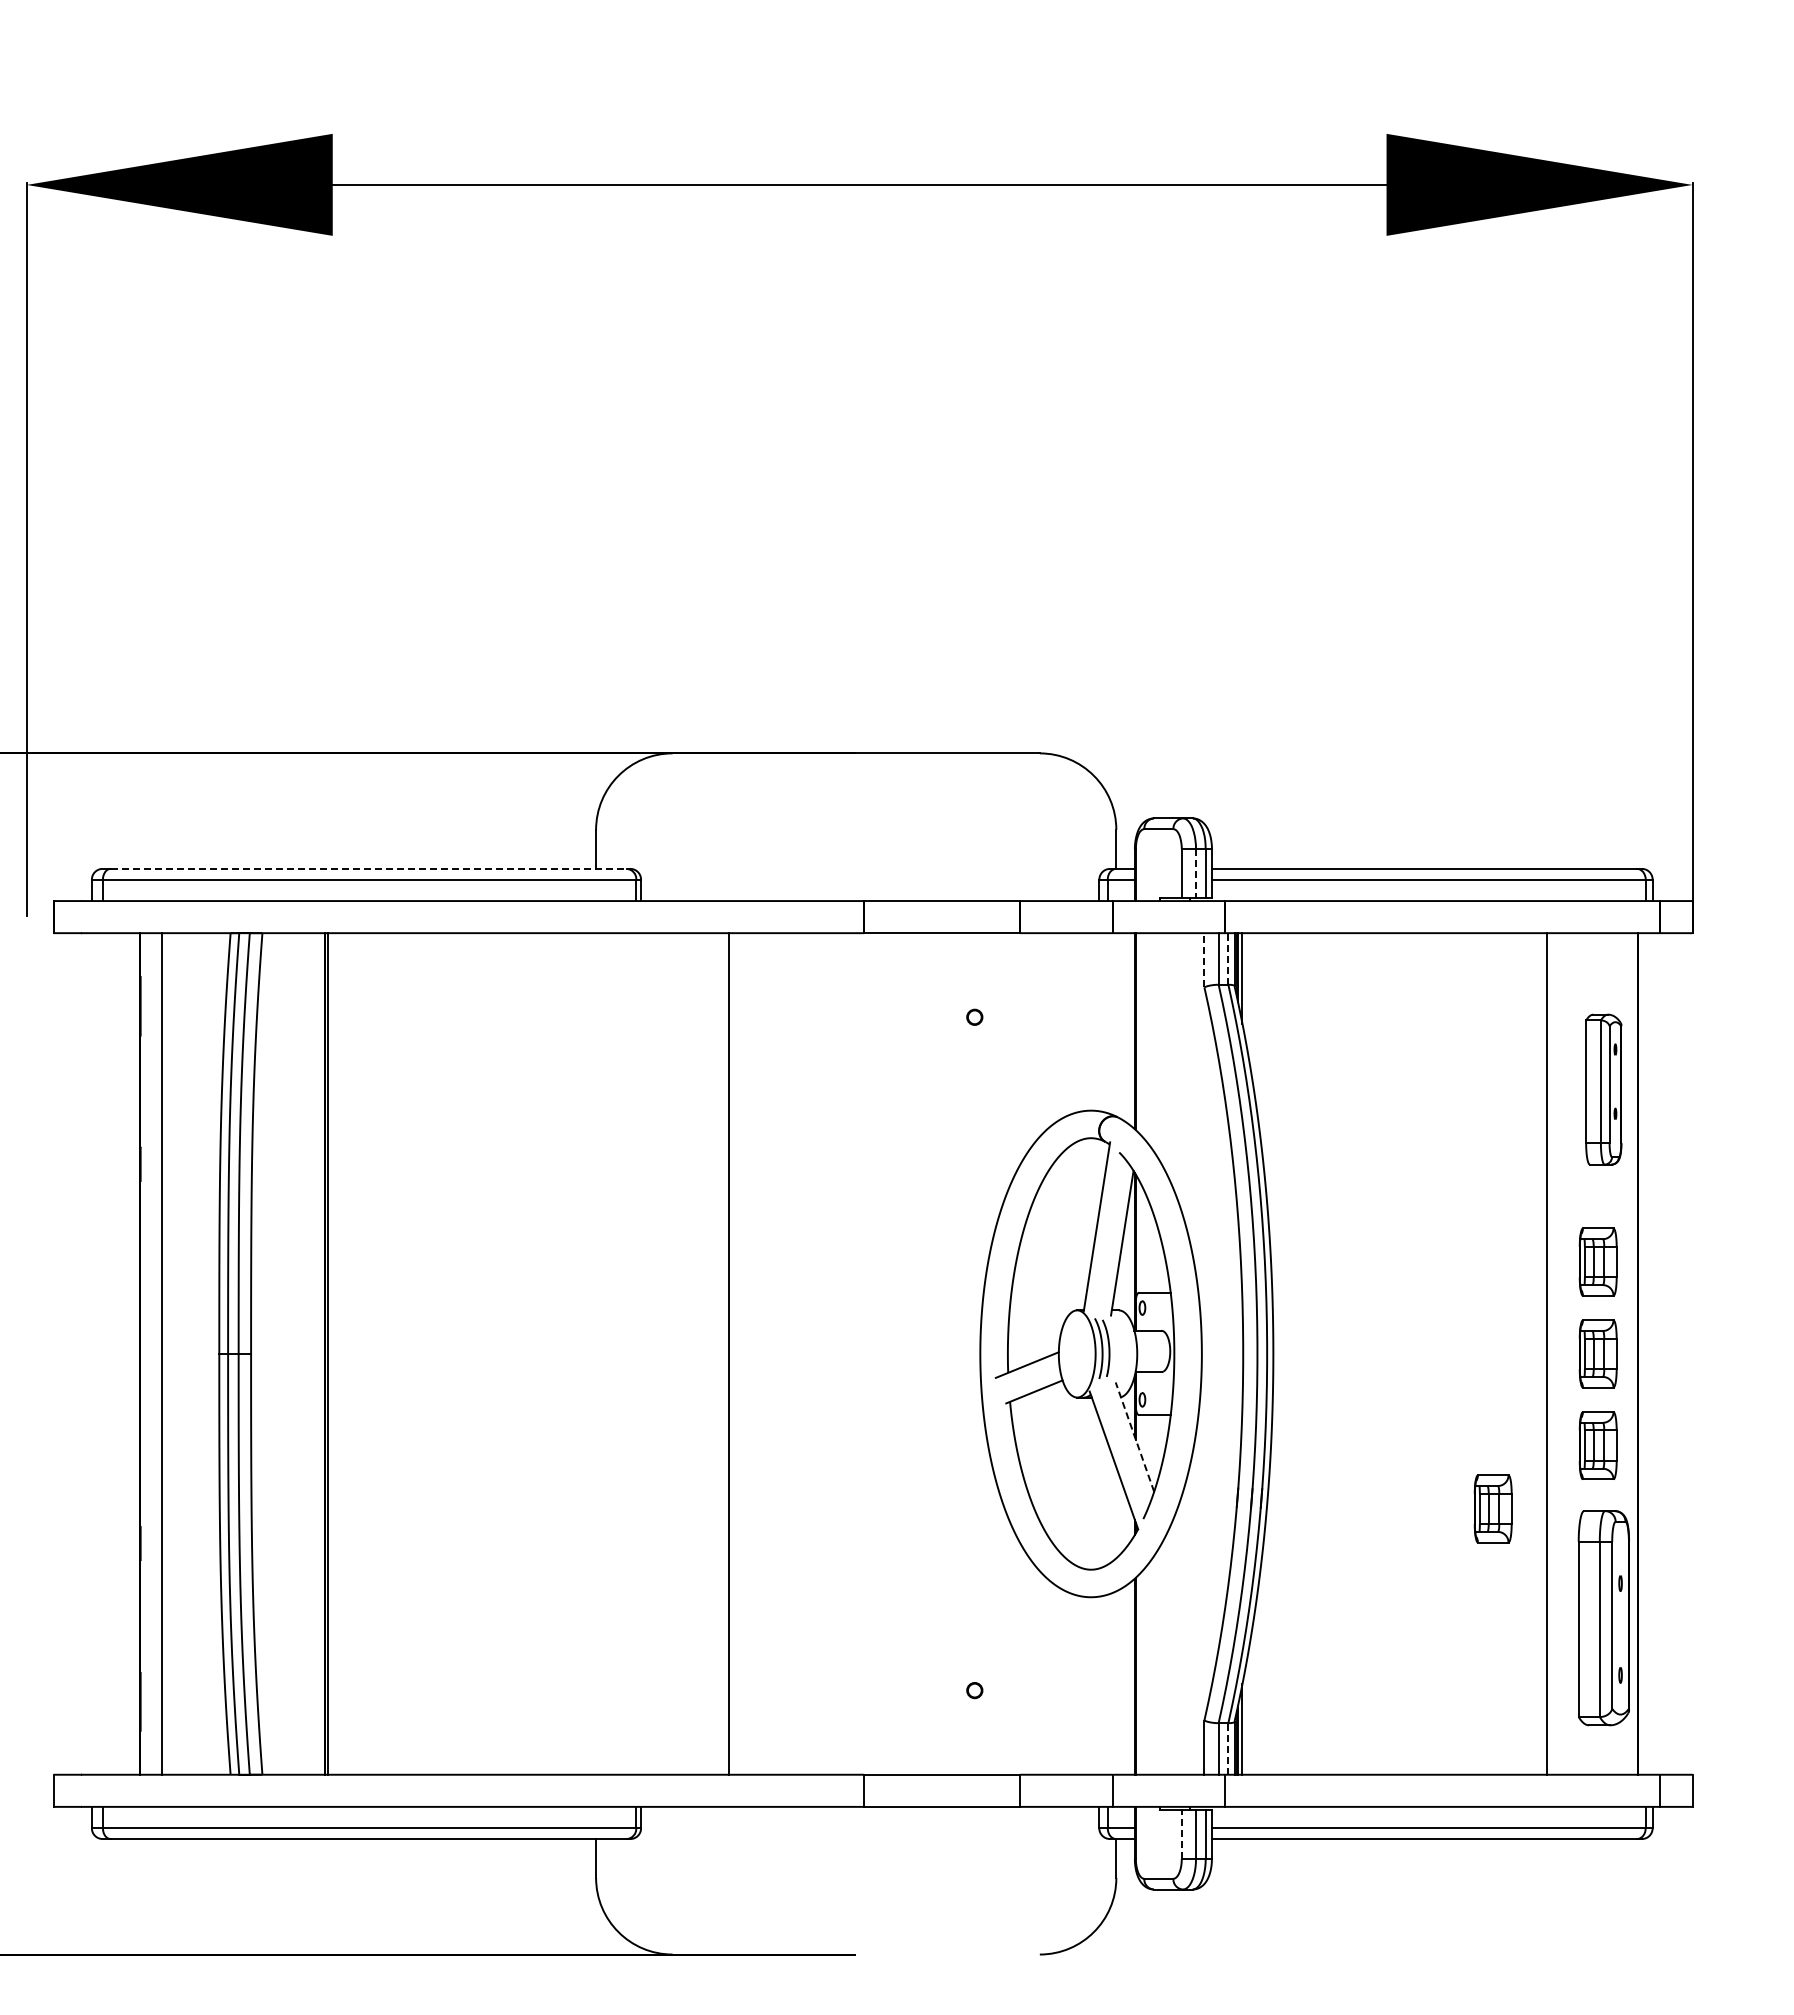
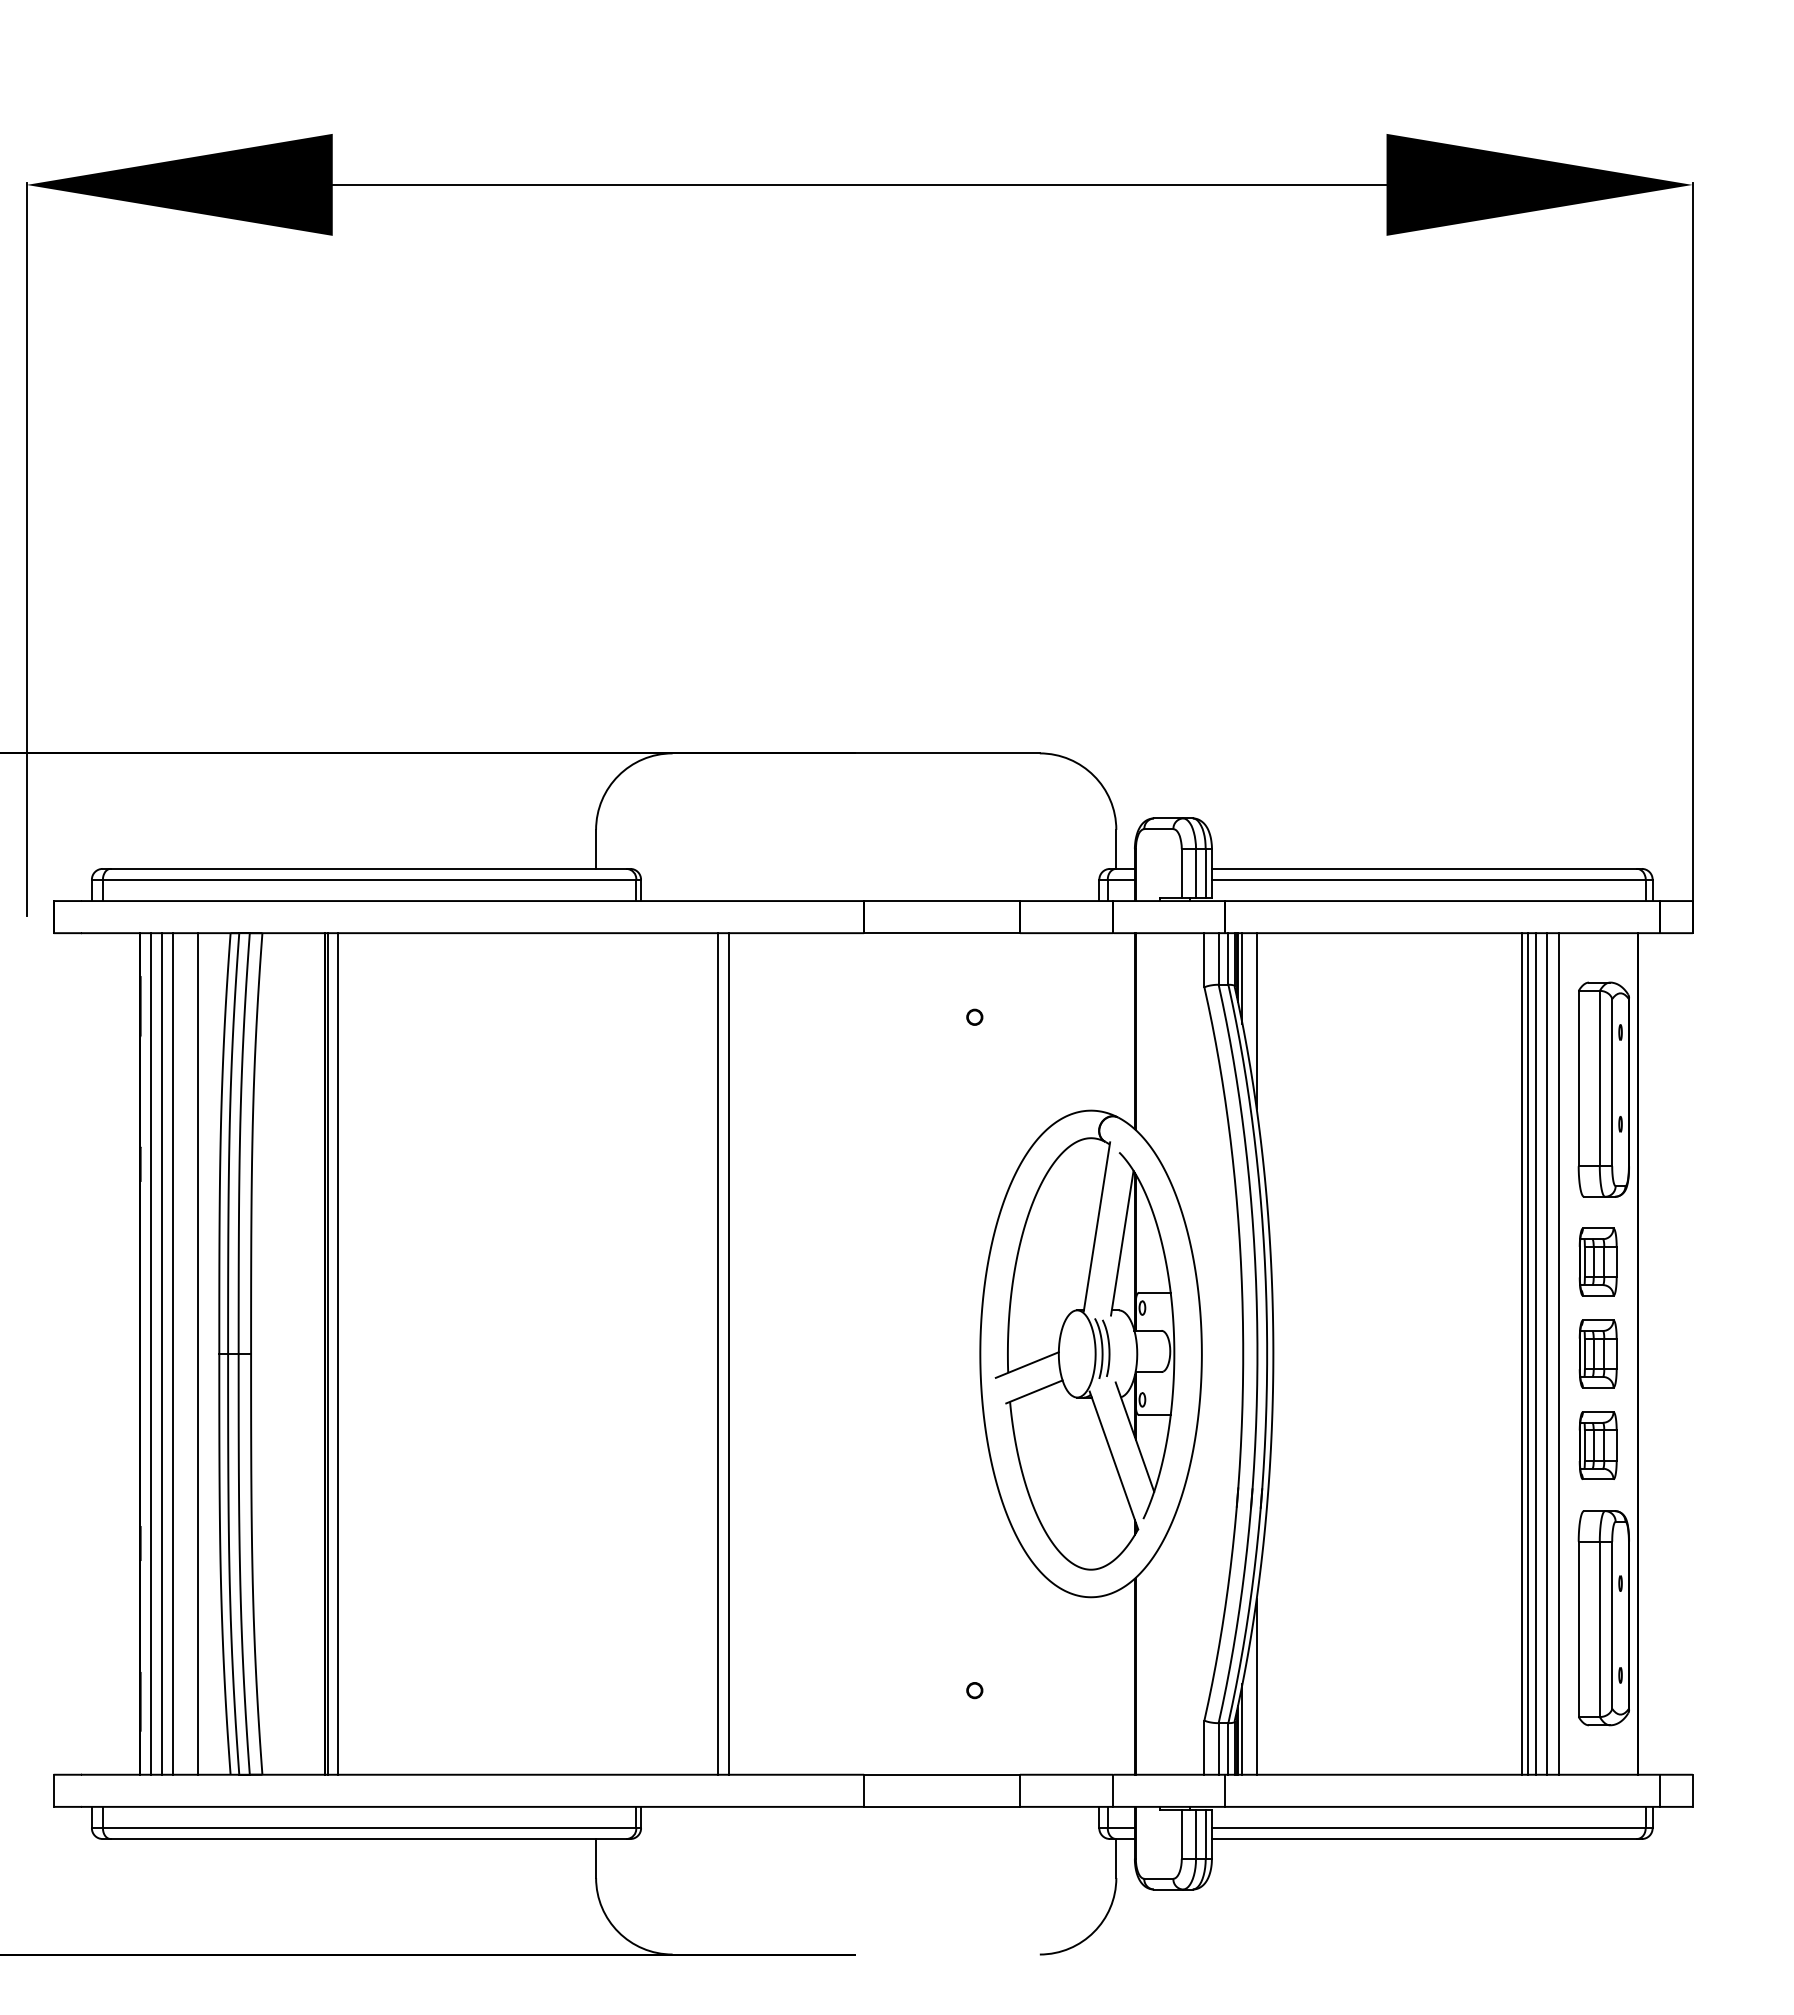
line: dashed -> solid (369, 868)
line: dashed -> solid (1196, 874)
line: dashed -> solid (1228, 958)
line: dashed -> solid (1204, 959)
line: none -> present (1256, 1020)
part size: 38x153 px -> 53x217 px (1603, 1089)
line: none -> present (151, 1353)
line: none -> present (172, 1353)
line: none -> present (198, 1353)
line: none -> present (338, 1353)
line: none -> present (717, 1353)
line: none -> present (1521, 1353)
line: none -> present (1527, 1353)
line: none -> present (1535, 1353)
line: none -> present (1558, 1353)
line: dashed -> solid (1134, 1437)
part: present -> none (1492, 1508)
line: none -> present (1256, 1686)
line: dashed -> solid (1228, 1748)
line: dashed -> solid (1181, 1833)
